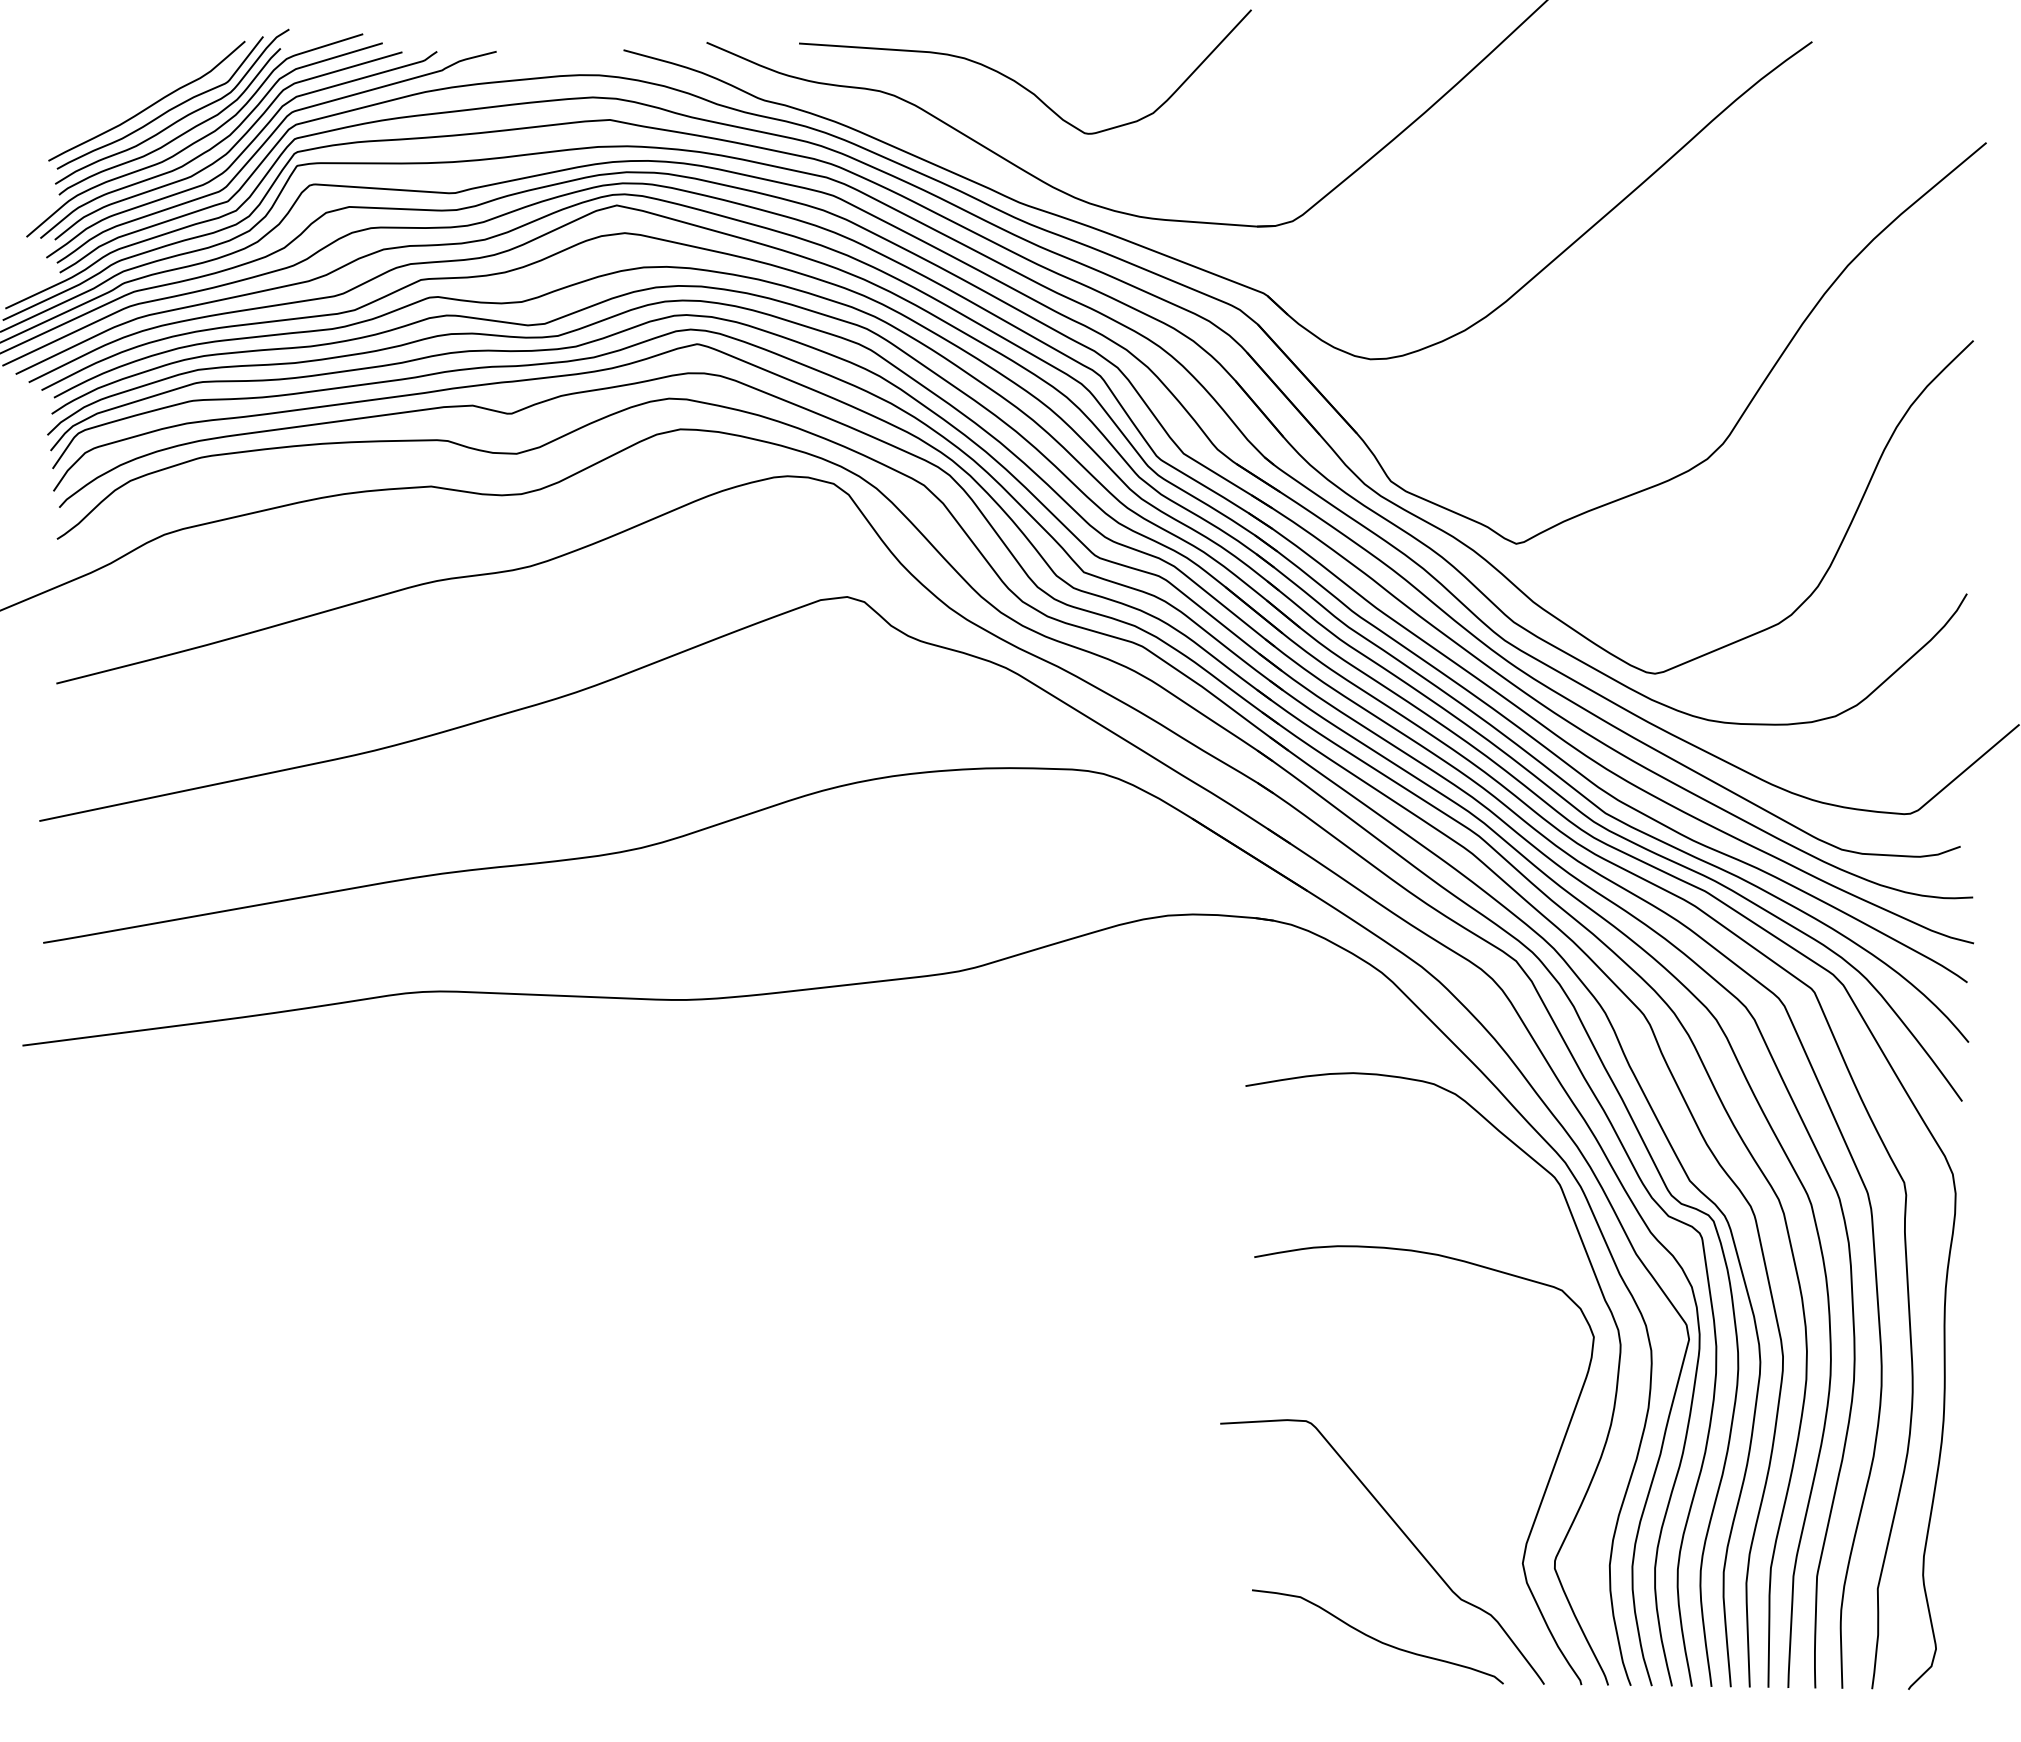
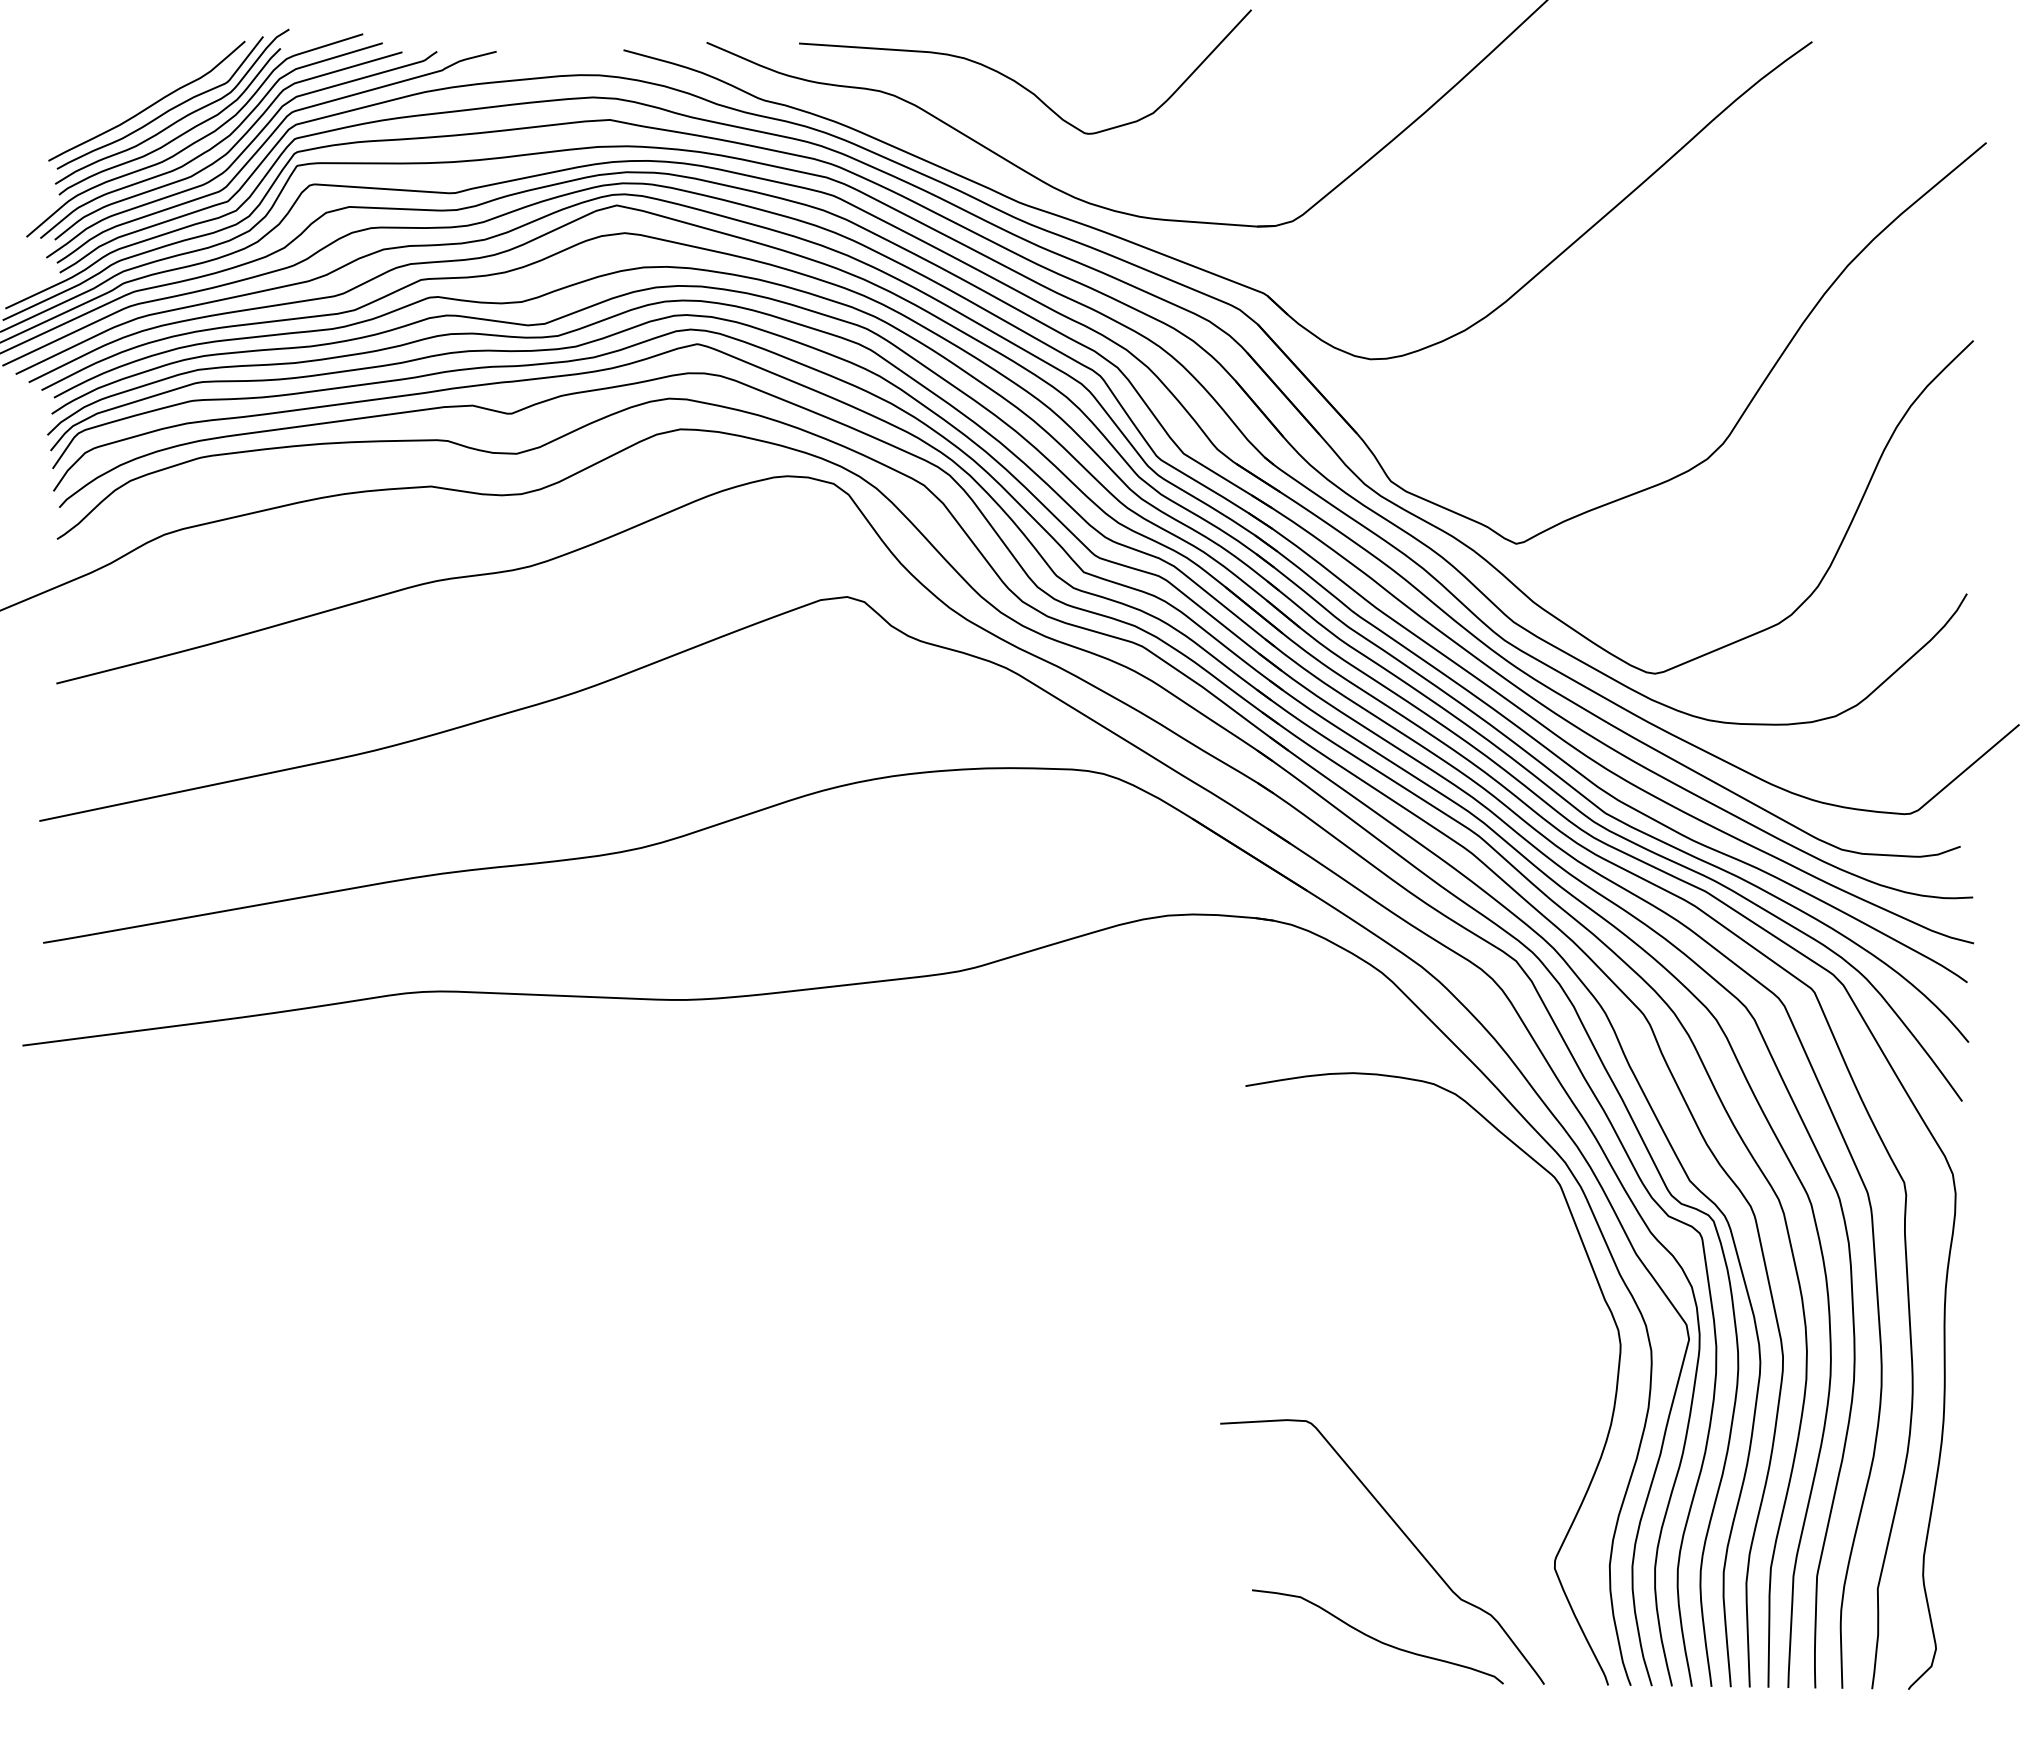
curve: present -> none (1537, 1509)
